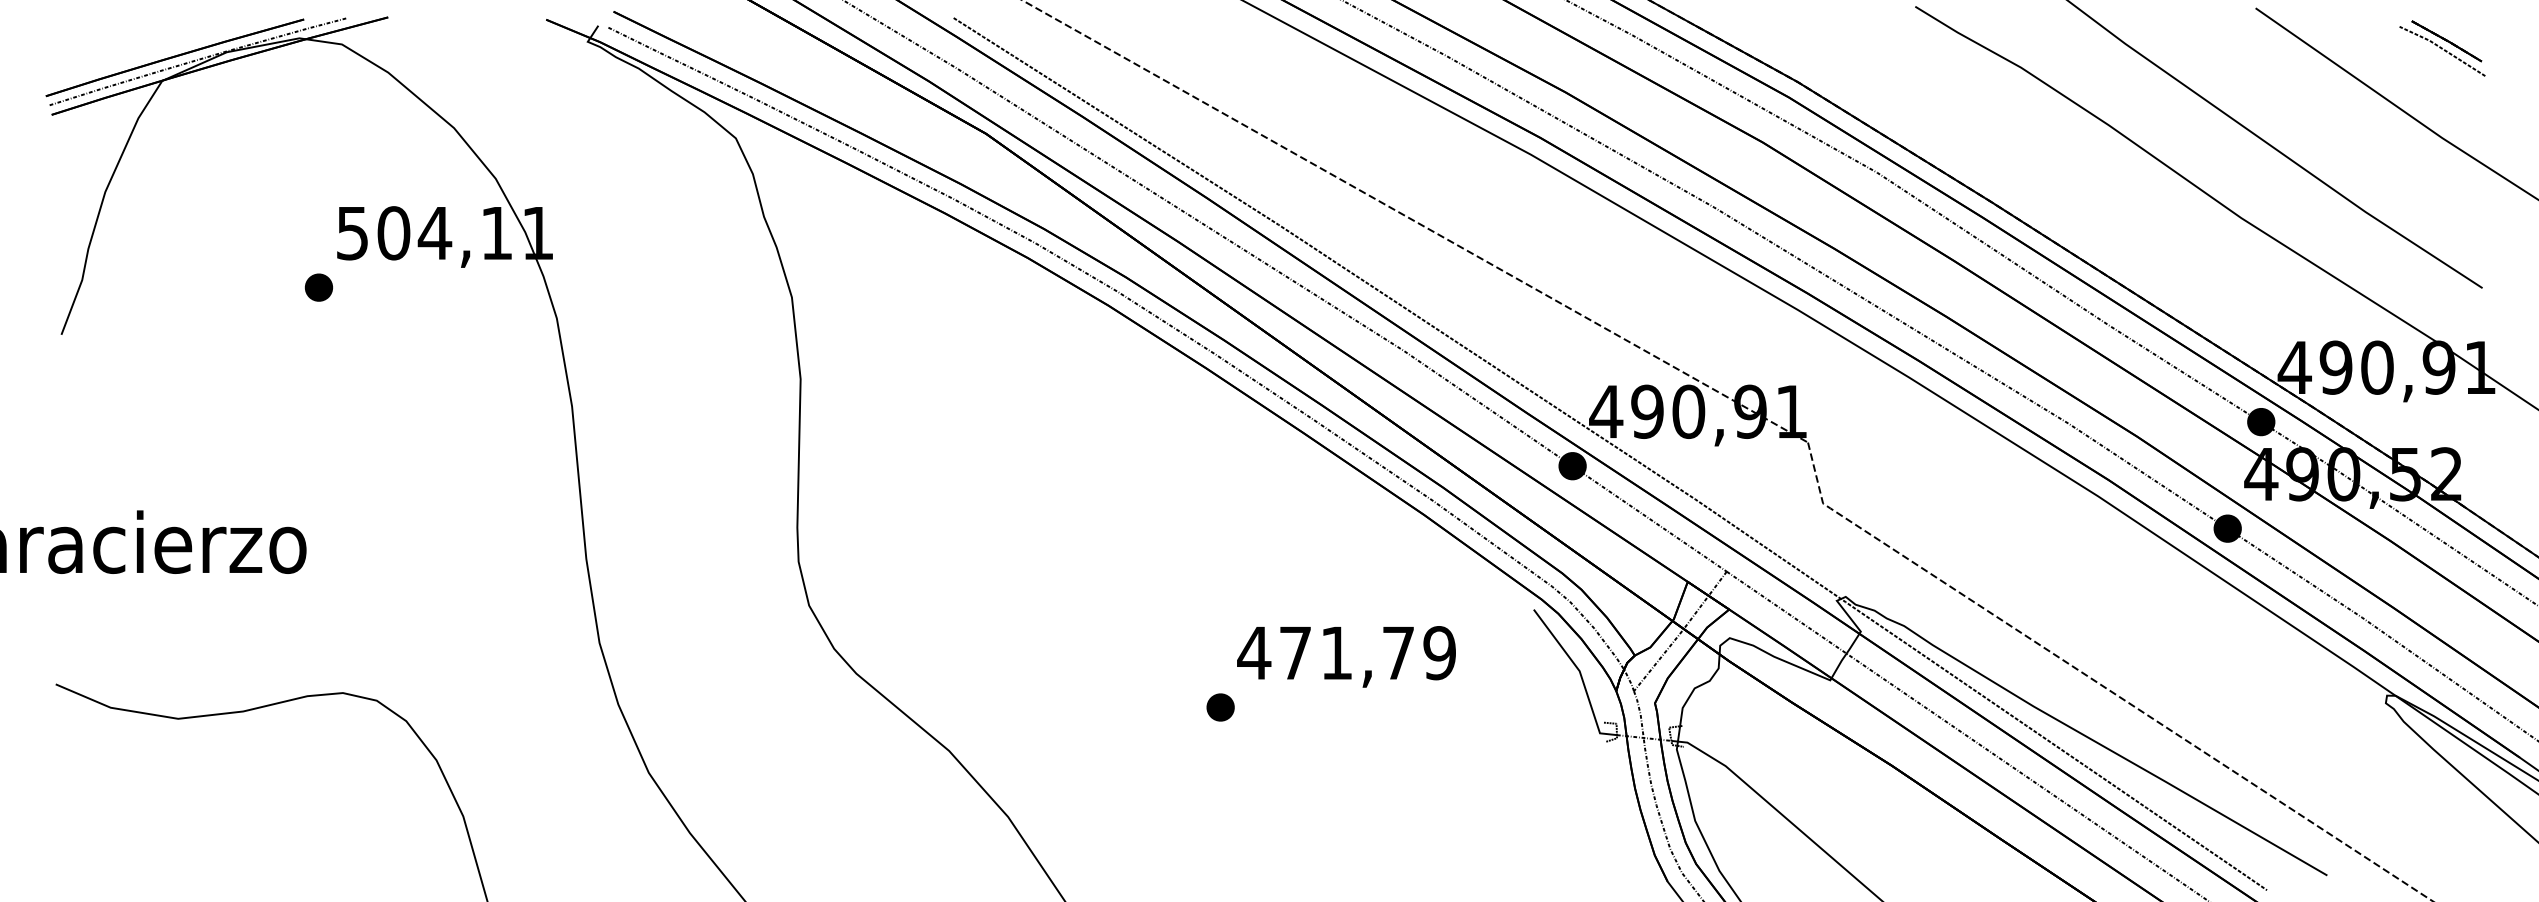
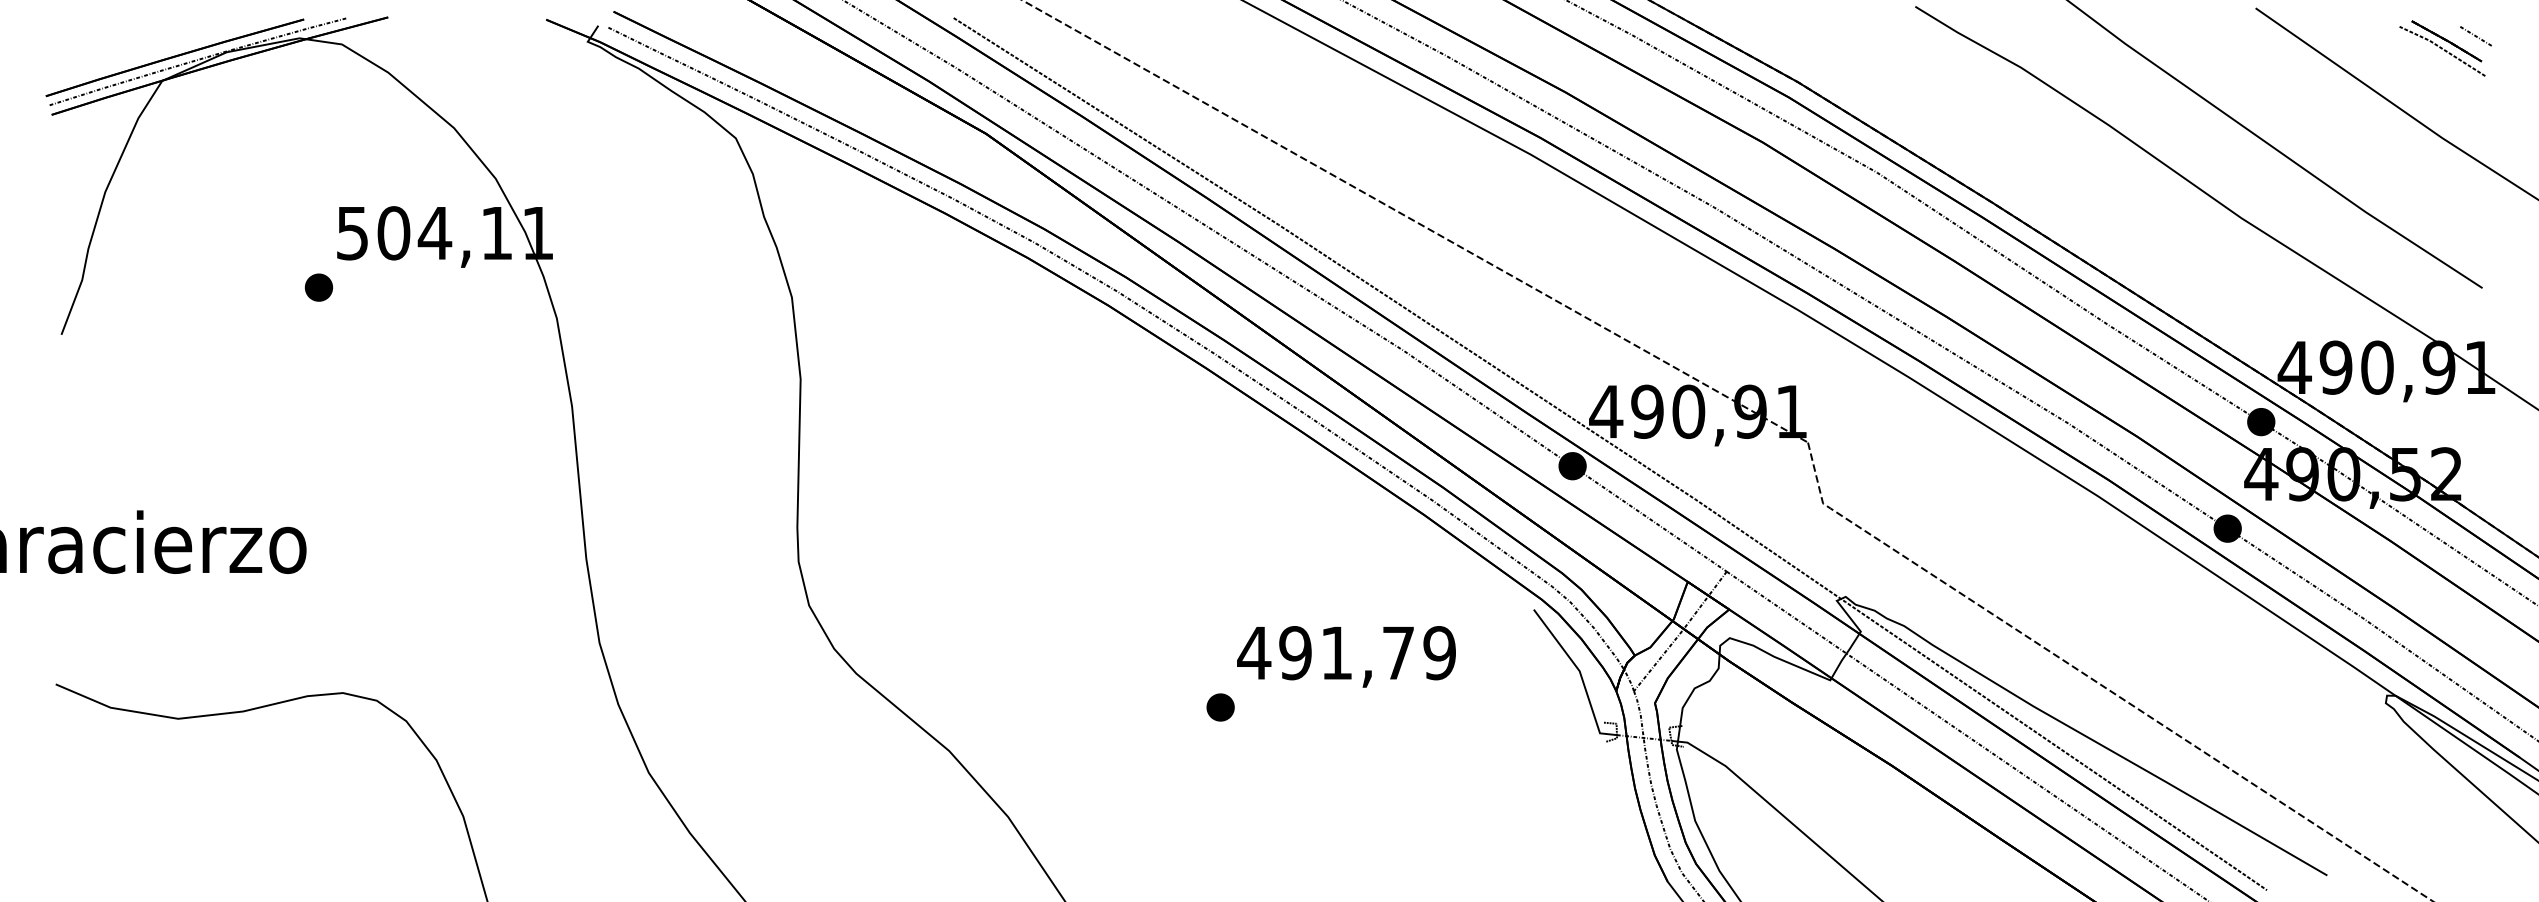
line: none -> present (2475, 36)
text: 471,79 -> 491,79 (1295, 653)
